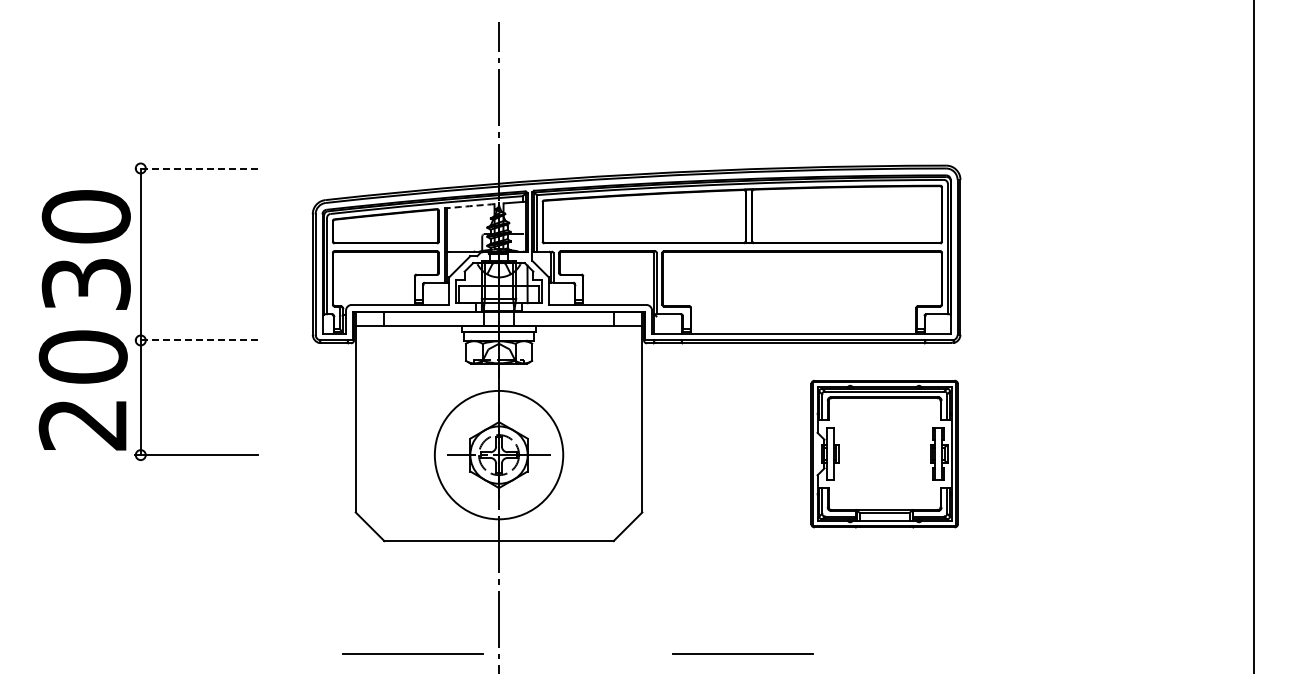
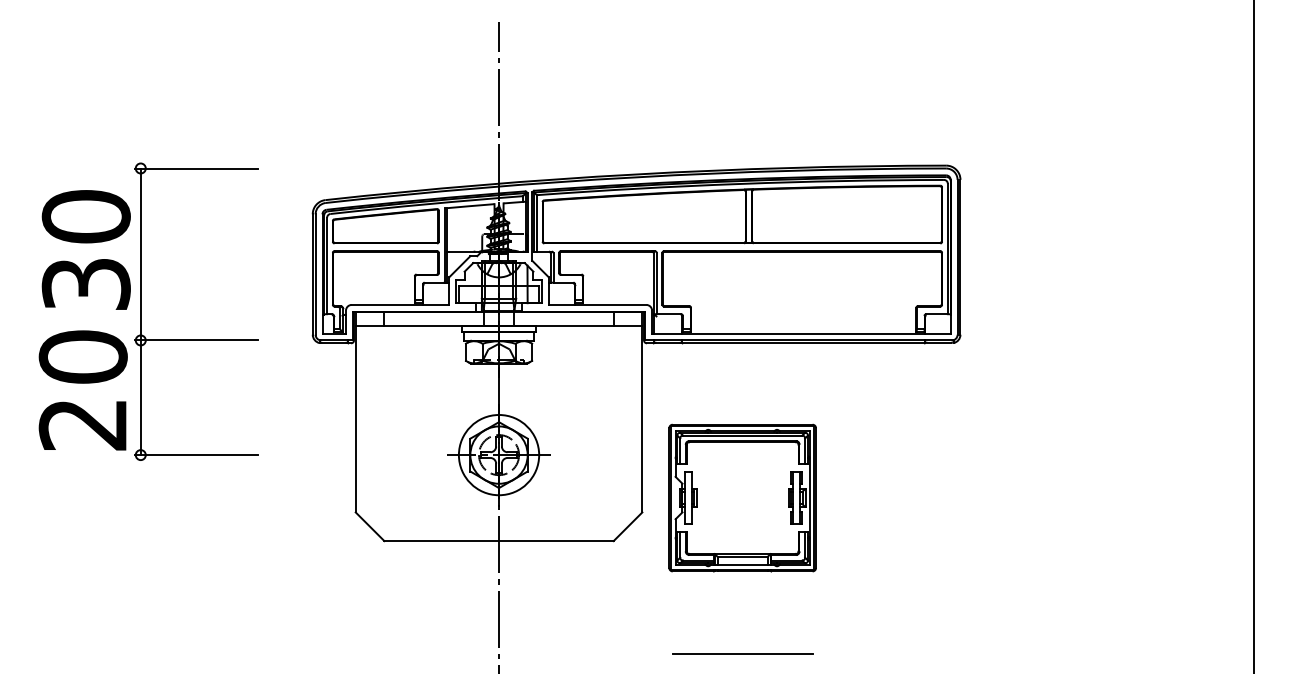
line: dashed -> solid (196, 168)
arc: dashed -> solid (469, 206)
line: dashed -> solid (196, 340)
part position: (884, 453) -> (742, 497) (742, 497)
circle diameter: 128 px -> 80 px (498, 454)
line: present -> none (412, 653)
